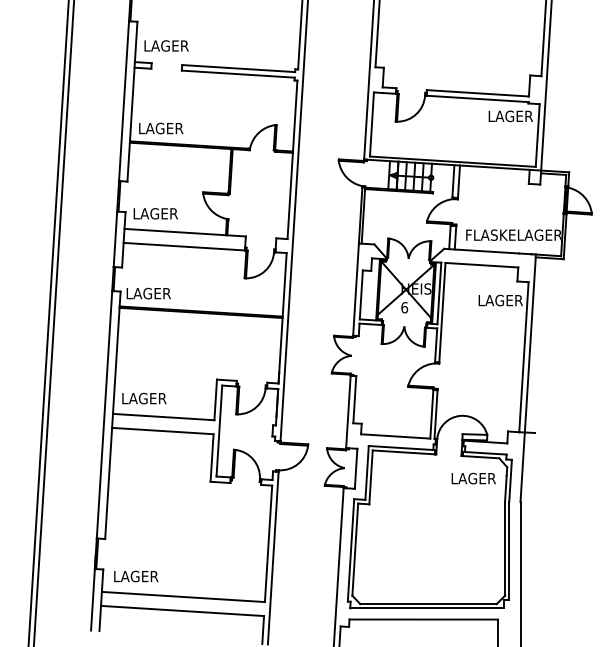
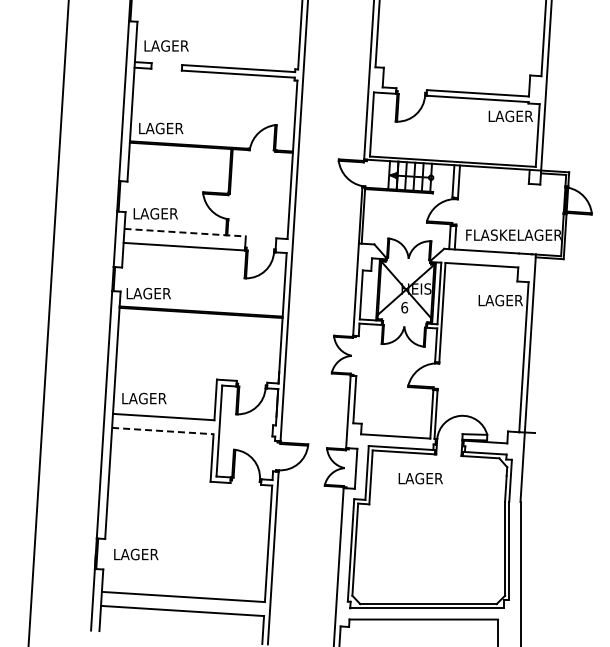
line: solid -> dashed (185, 232)
line: present -> none (54, 322)
line: solid -> dashed (162, 431)
text position: (473, 478) -> (420, 478) (420, 478)
text position: (136, 576) -> (136, 554) (136, 554)
